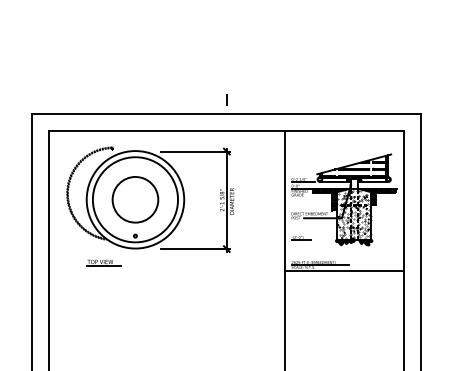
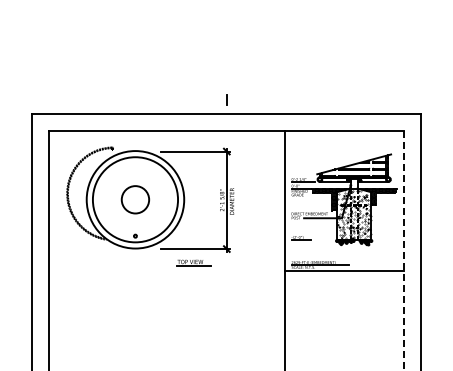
circle diameter: 46 px -> 27 px (135, 199)
line: solid -> dashed (403, 251)
part position: (103, 262) -> (193, 262) (193, 262)
